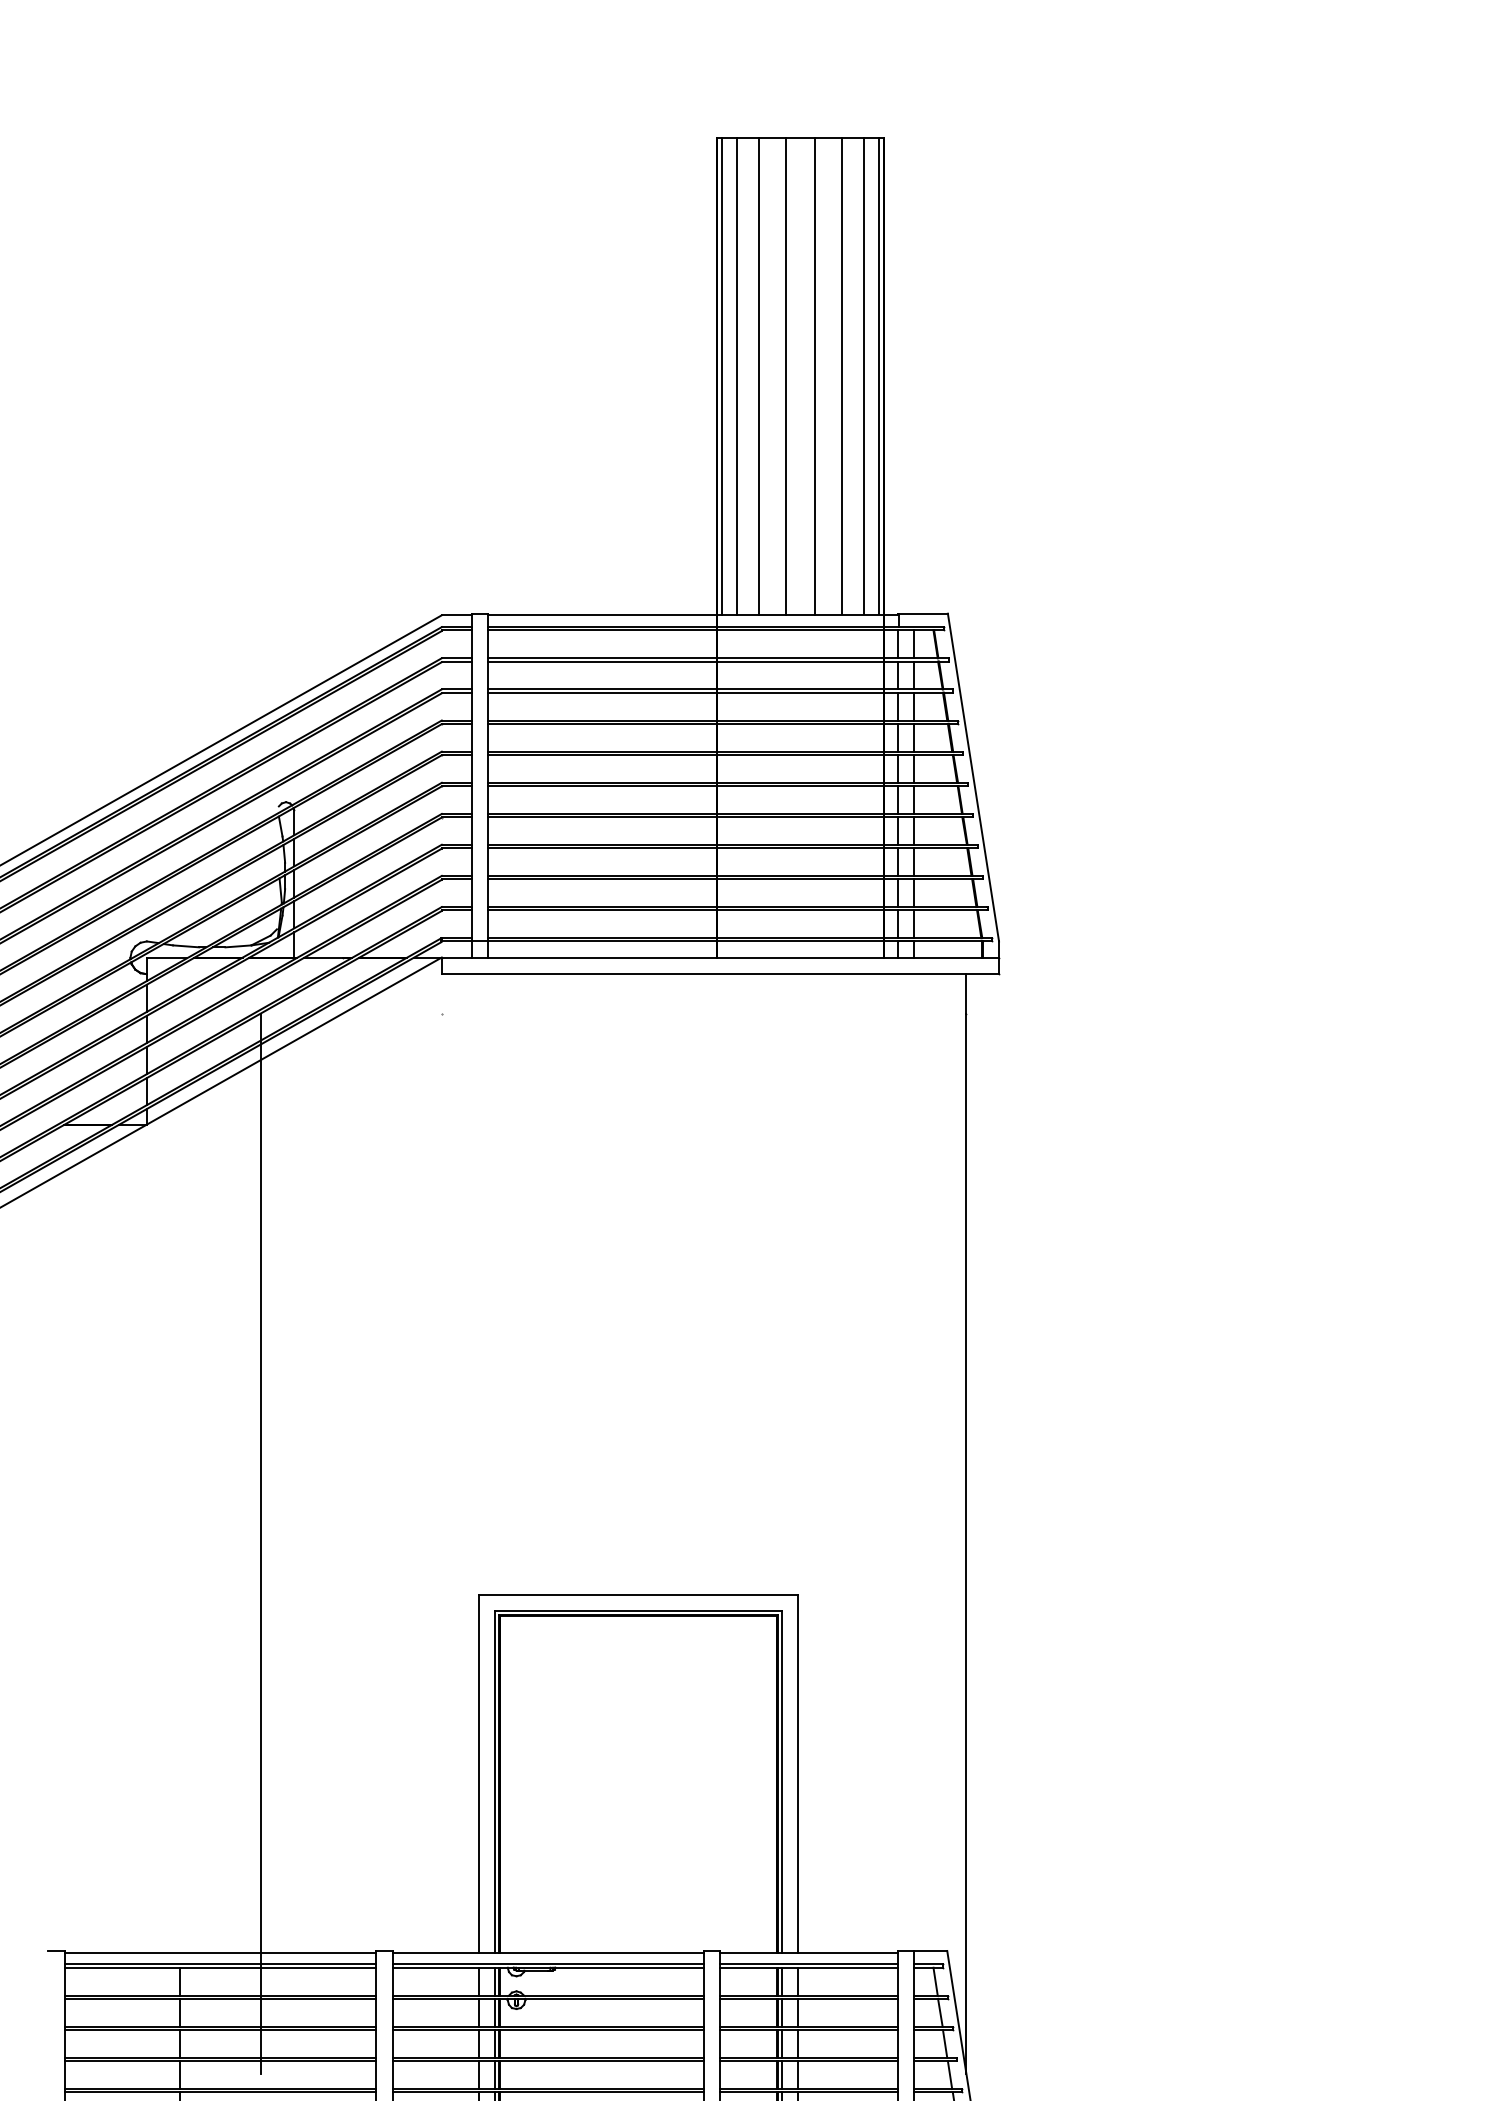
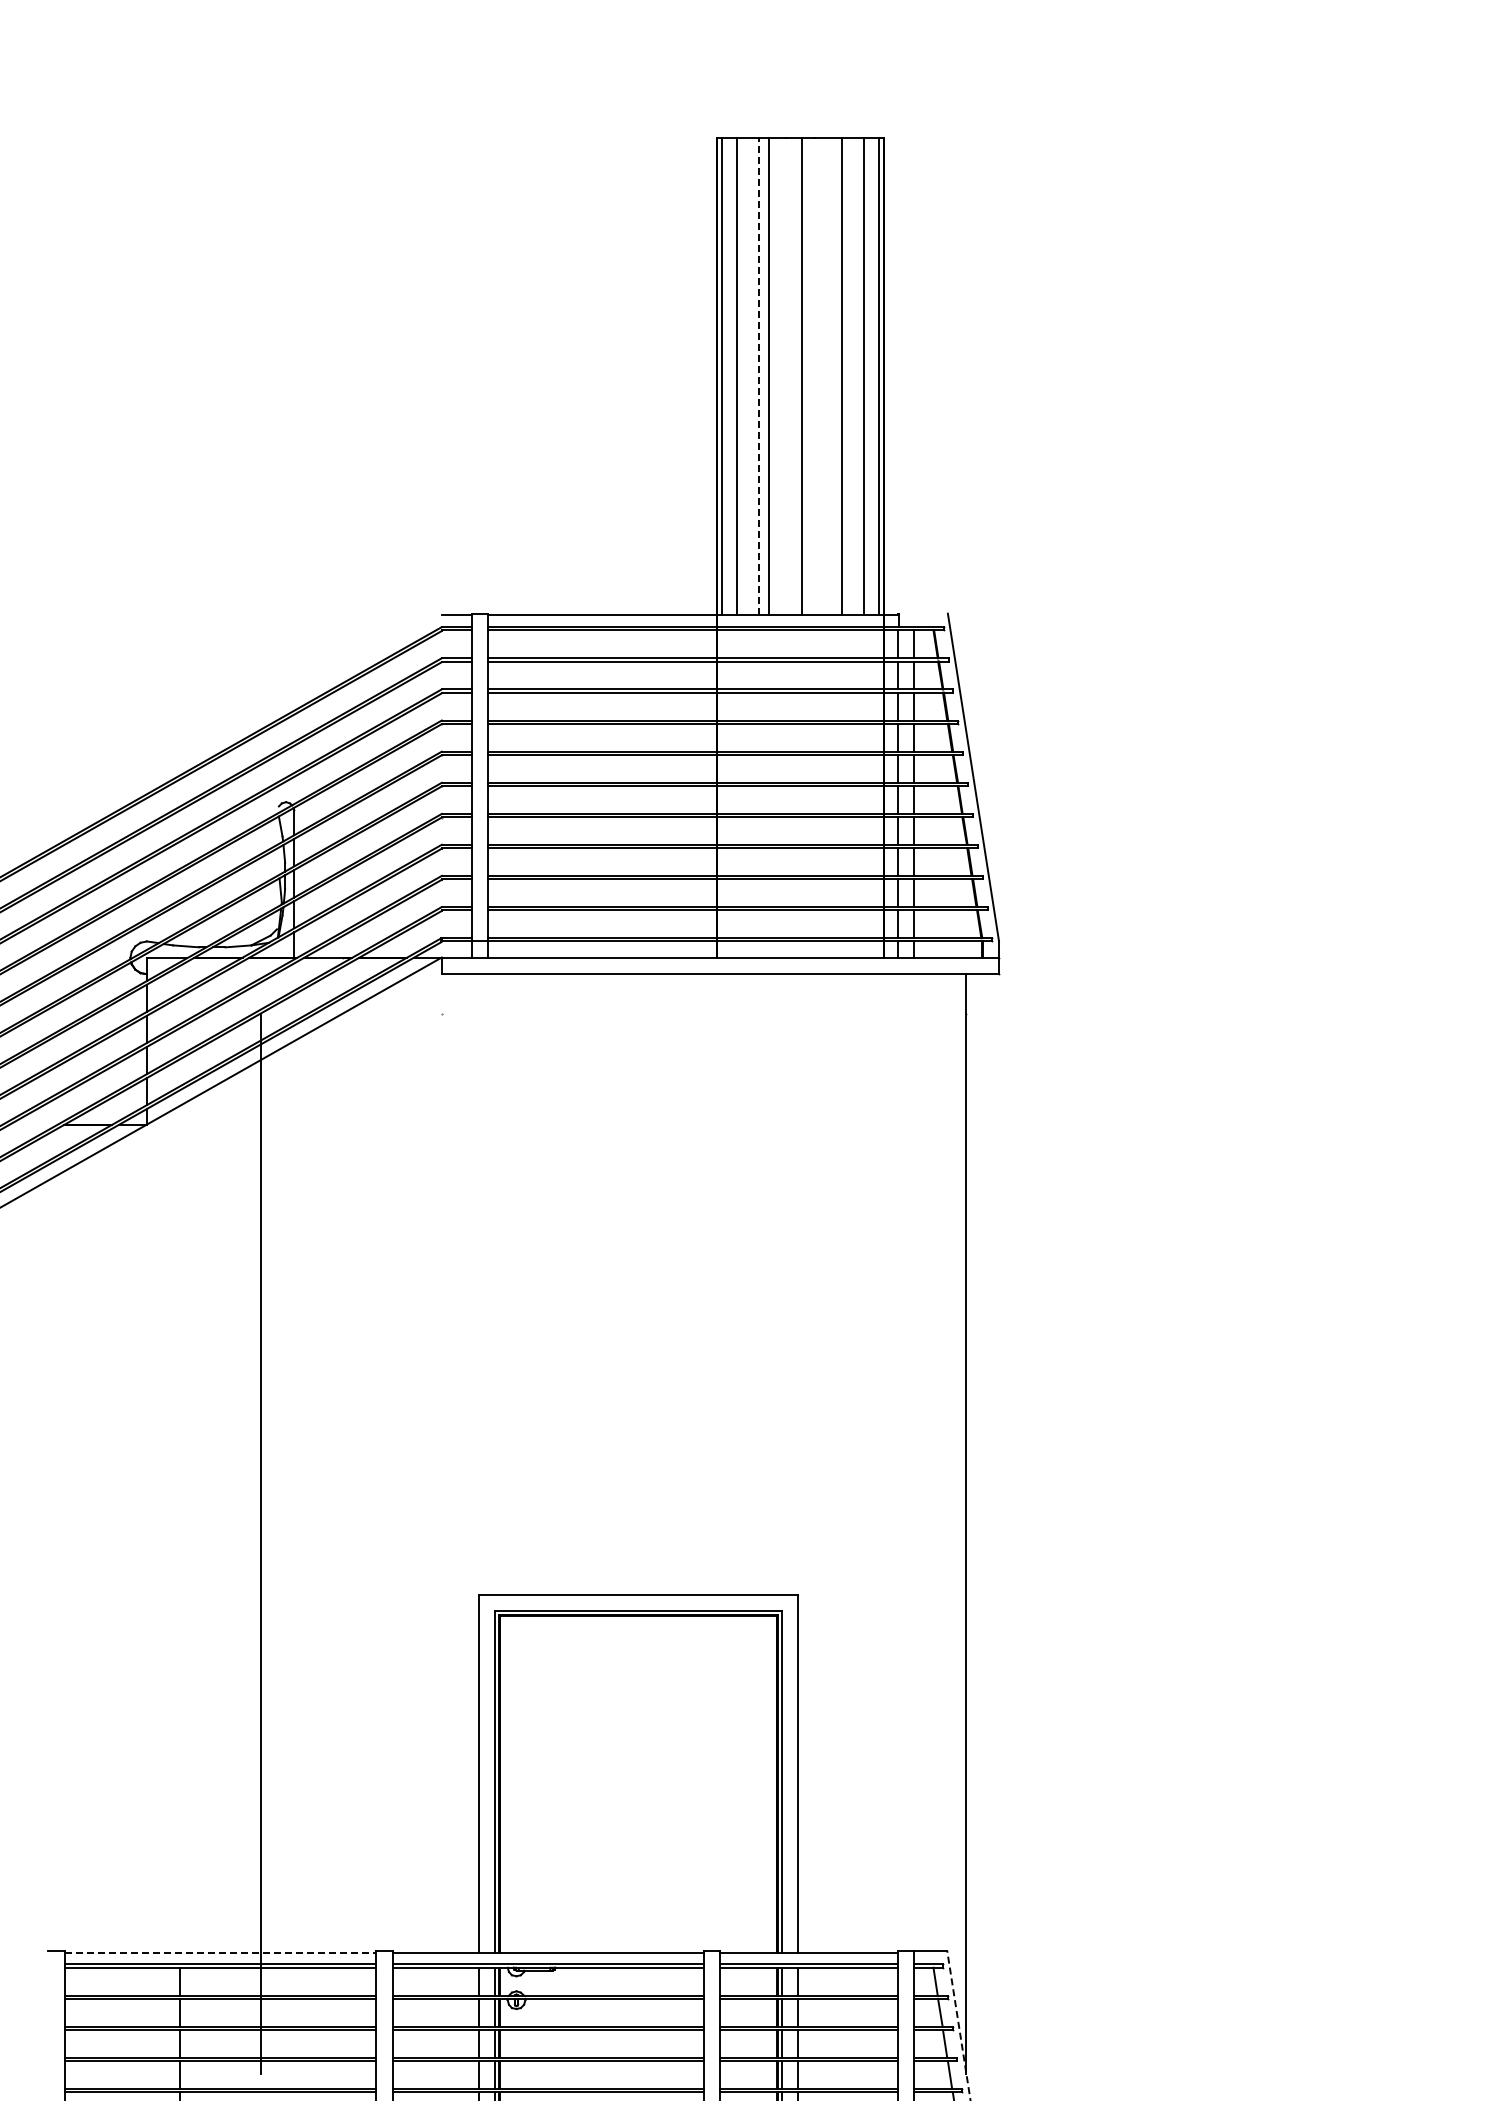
line: solid -> dashed (758, 376)
line position: (785, 376) -> (768, 376) (768, 376)
line position: (814, 376) -> (801, 376) (801, 376)
line: present -> none (922, 613)
line: present -> none (221, 739)
line: solid -> dashed (220, 1952)
line: solid -> dashed (958, 2025)
